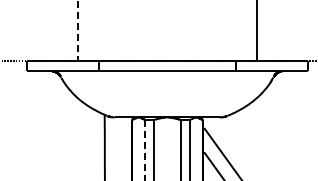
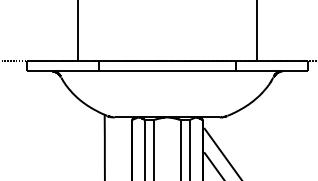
line: dashed -> solid (77, 31)
line: dashed -> solid (145, 150)
